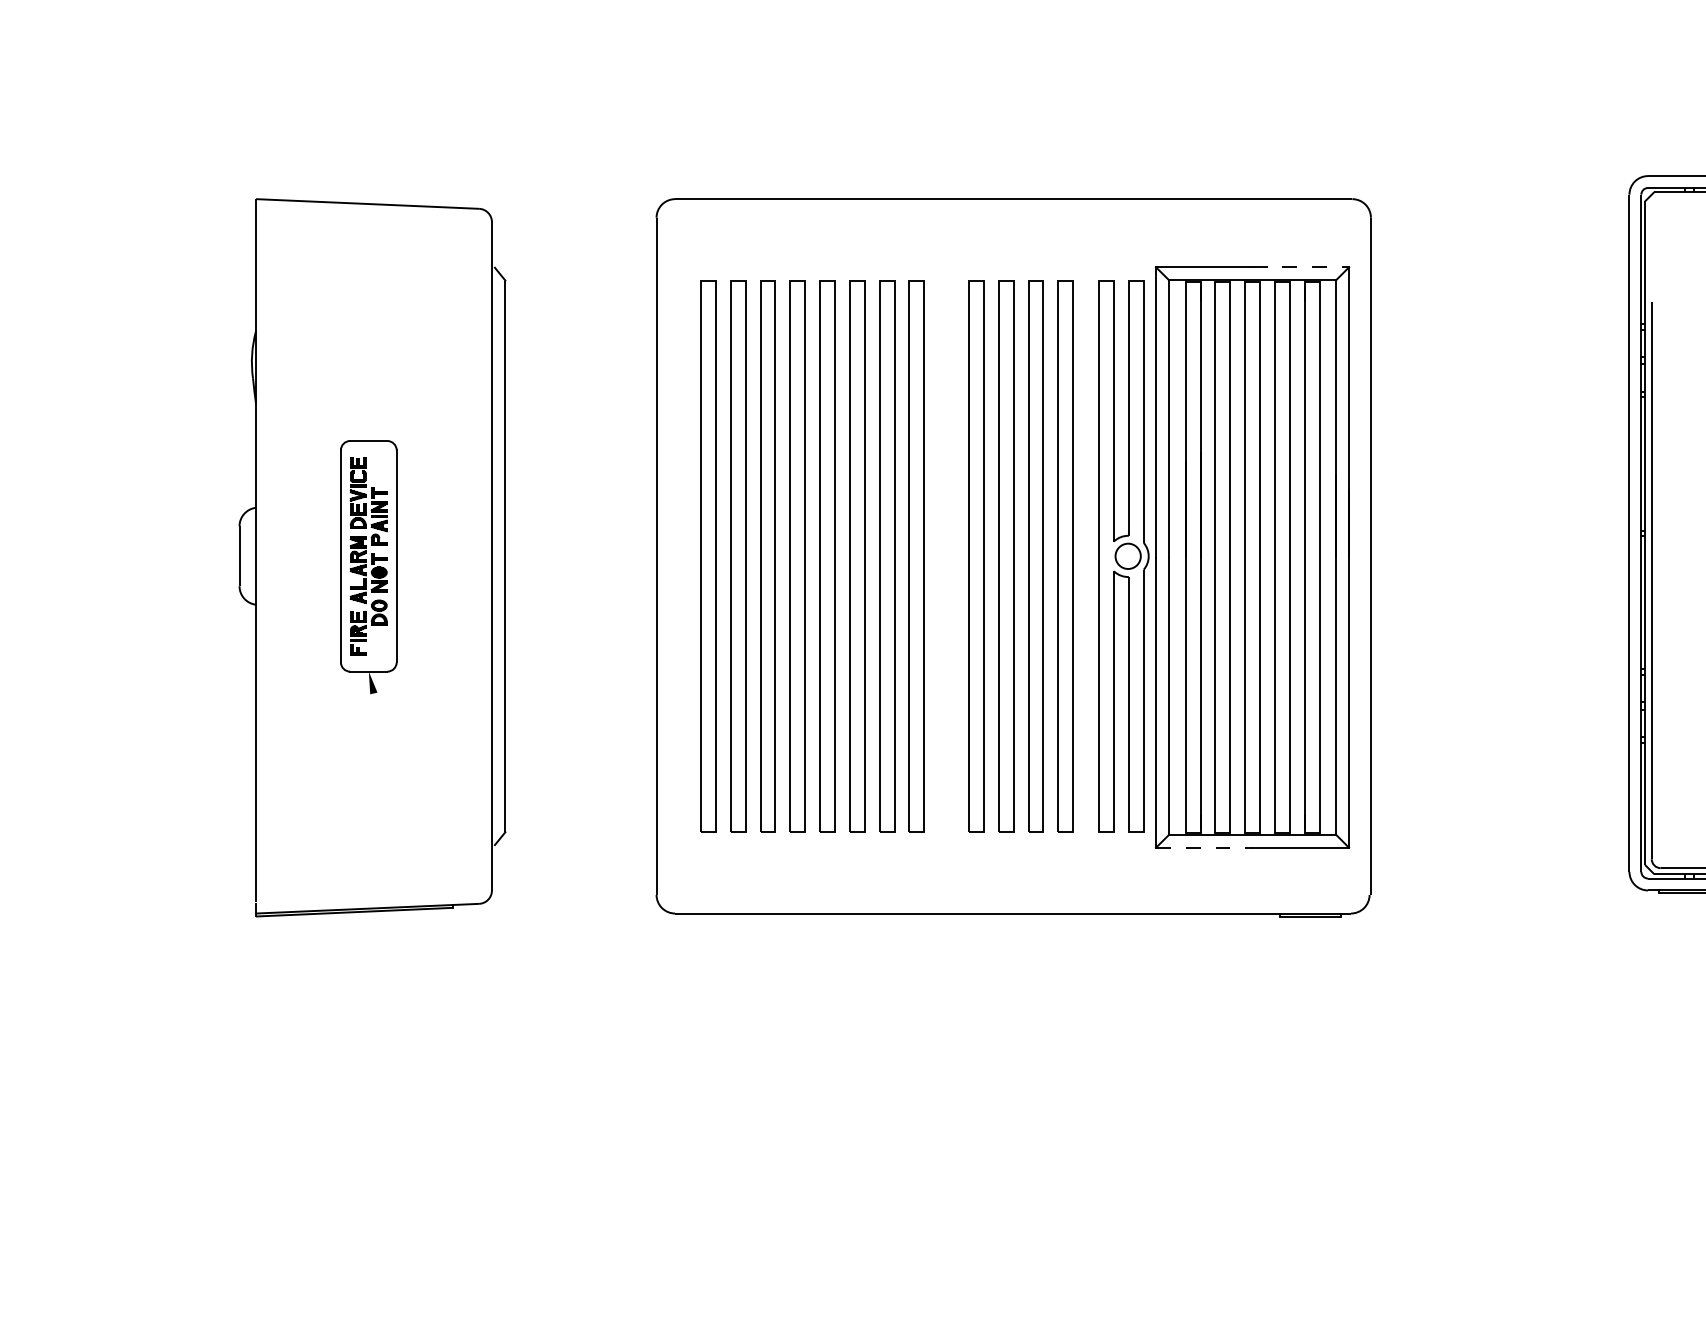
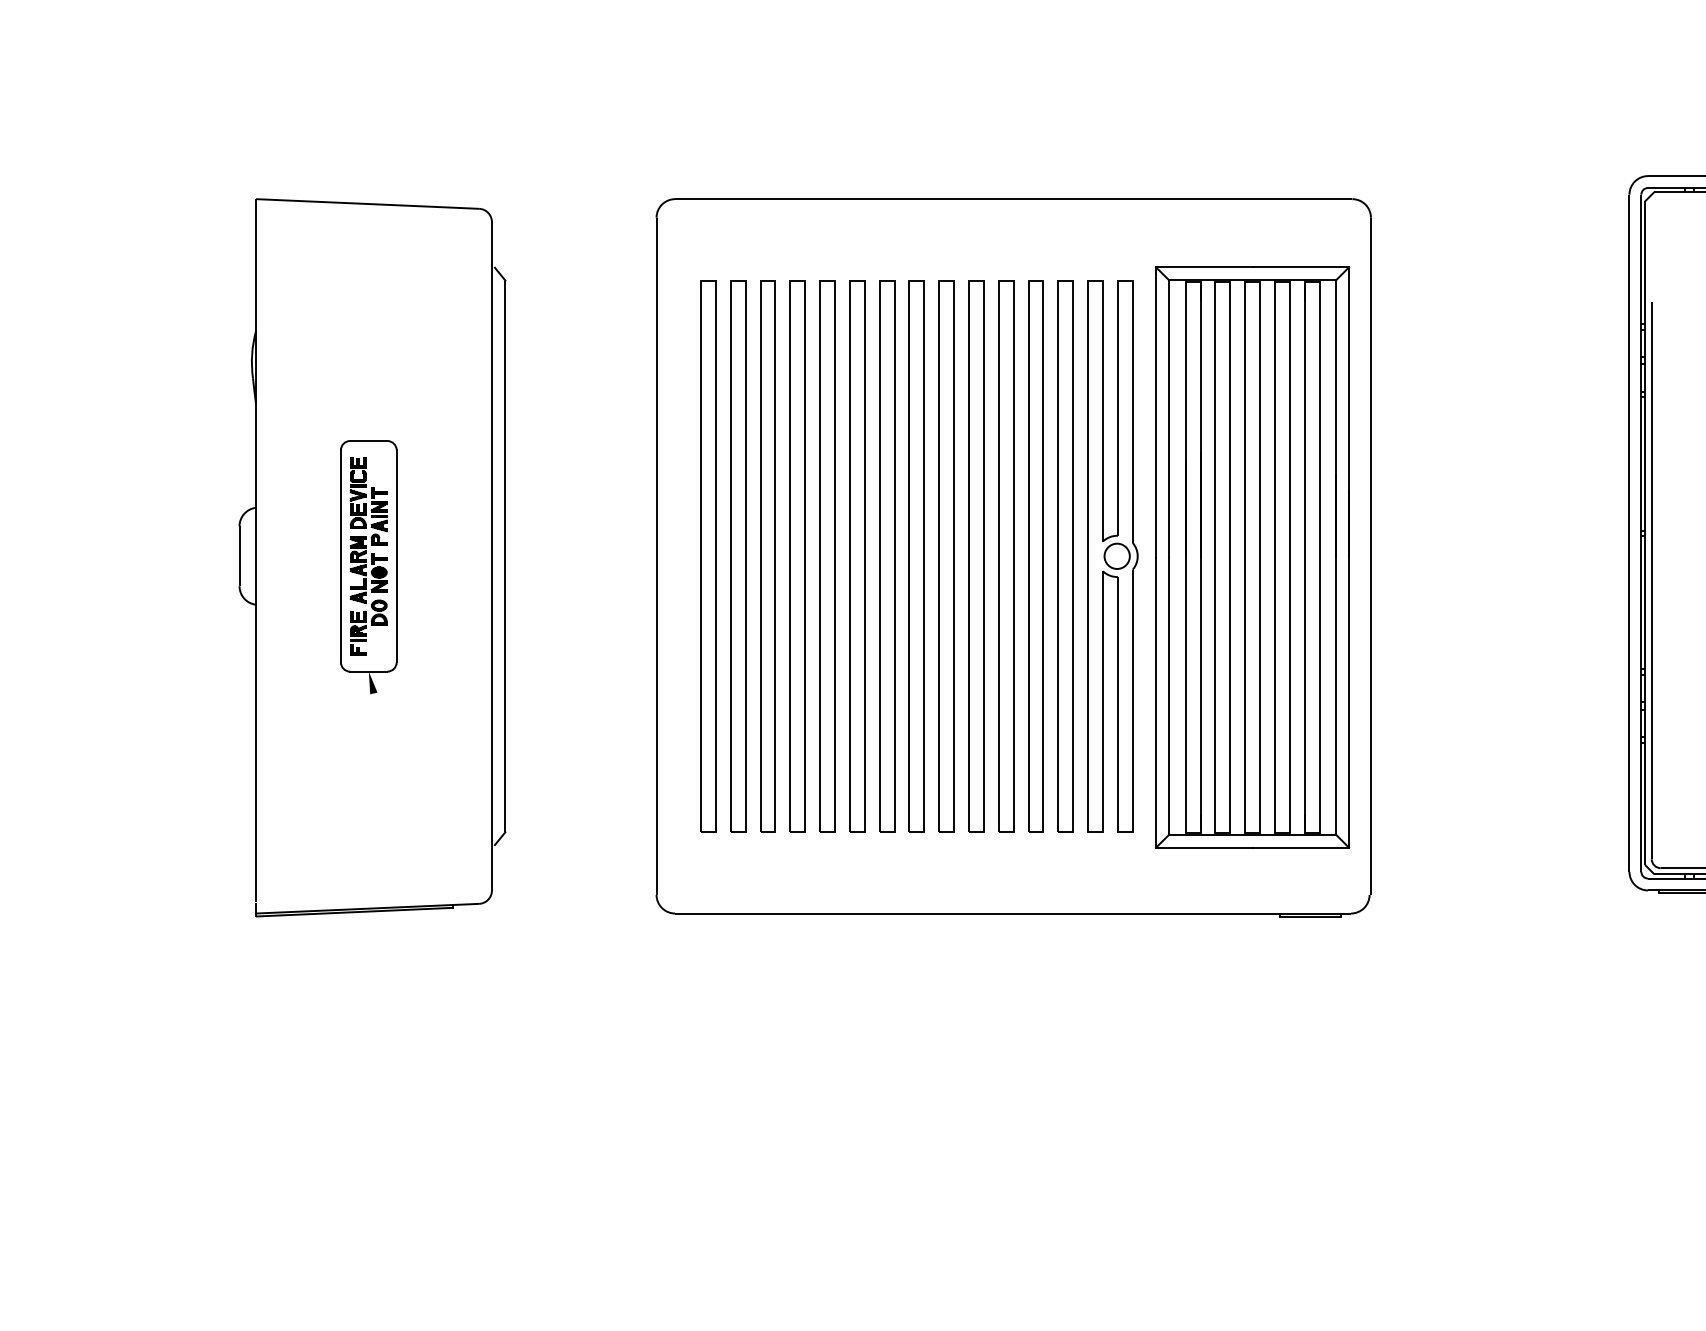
line: dashed -> solid (1301, 267)
part: none -> present (946, 556)
part position: (1123, 556) -> (1112, 556) (1112, 556)
line: dashed -> solid (1204, 847)
